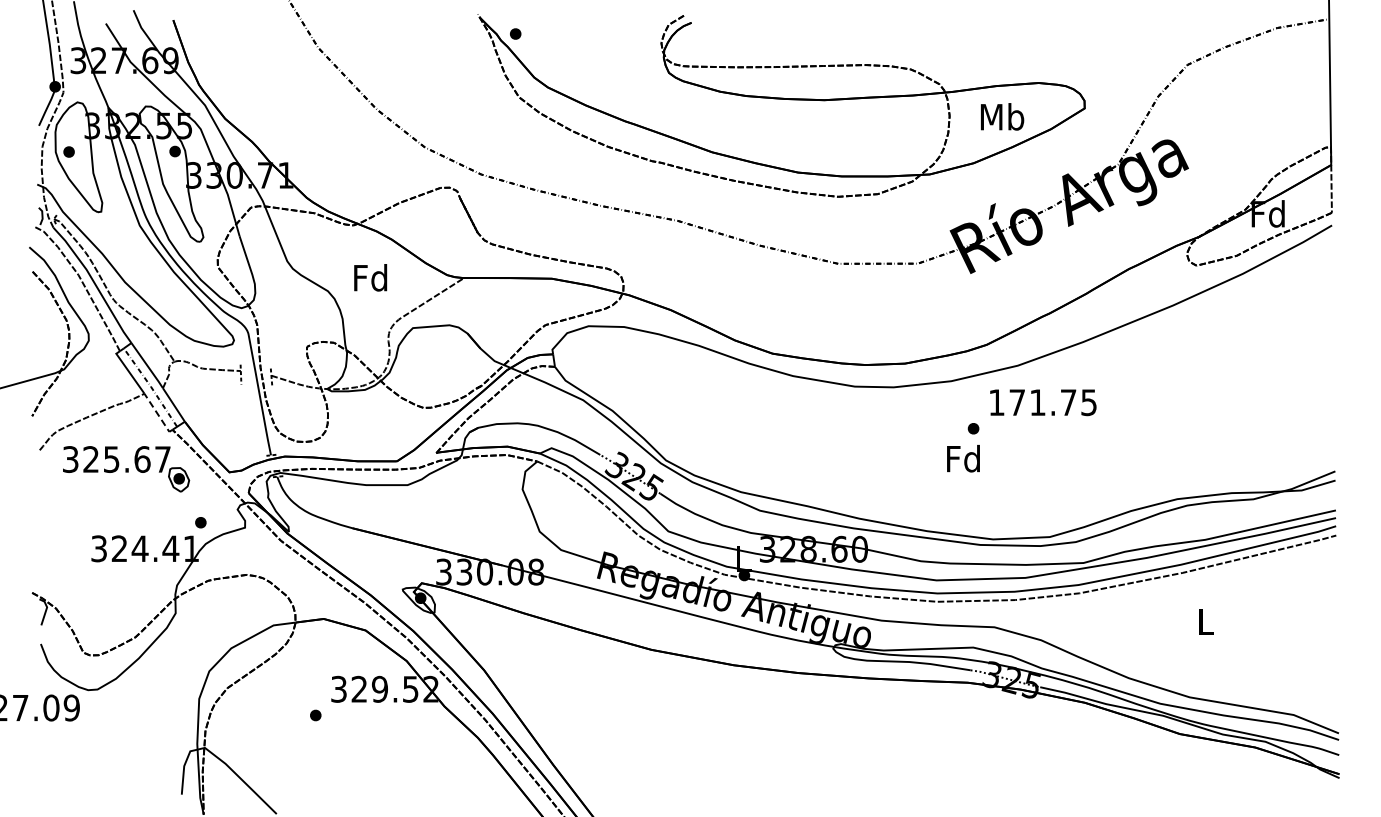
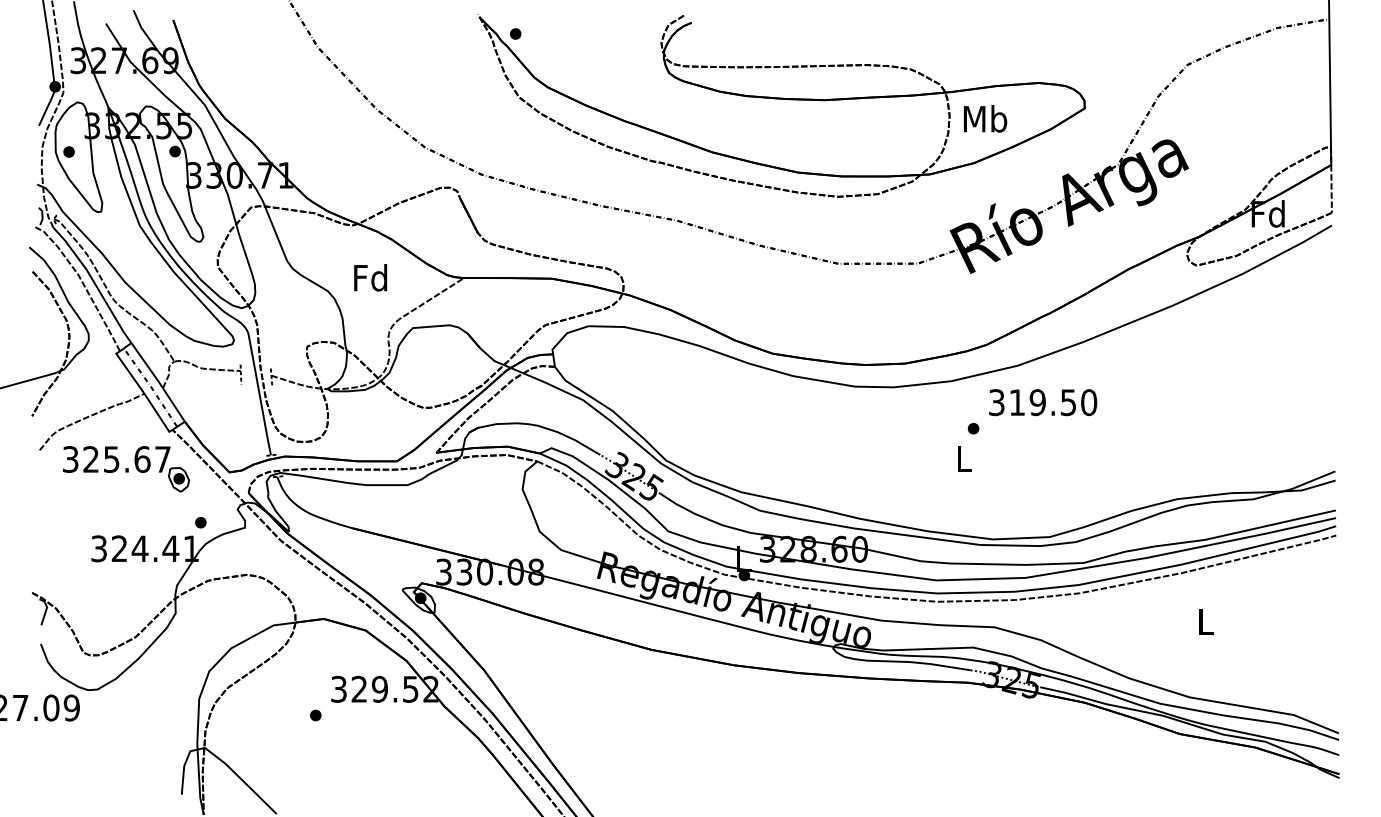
text position: (1002, 116) -> (985, 118) (985, 118)
text: 171.75 -> 319.50 (1043, 402)
line: dashed -> solid (158, 414)
text: Fd -> L (963, 458)
